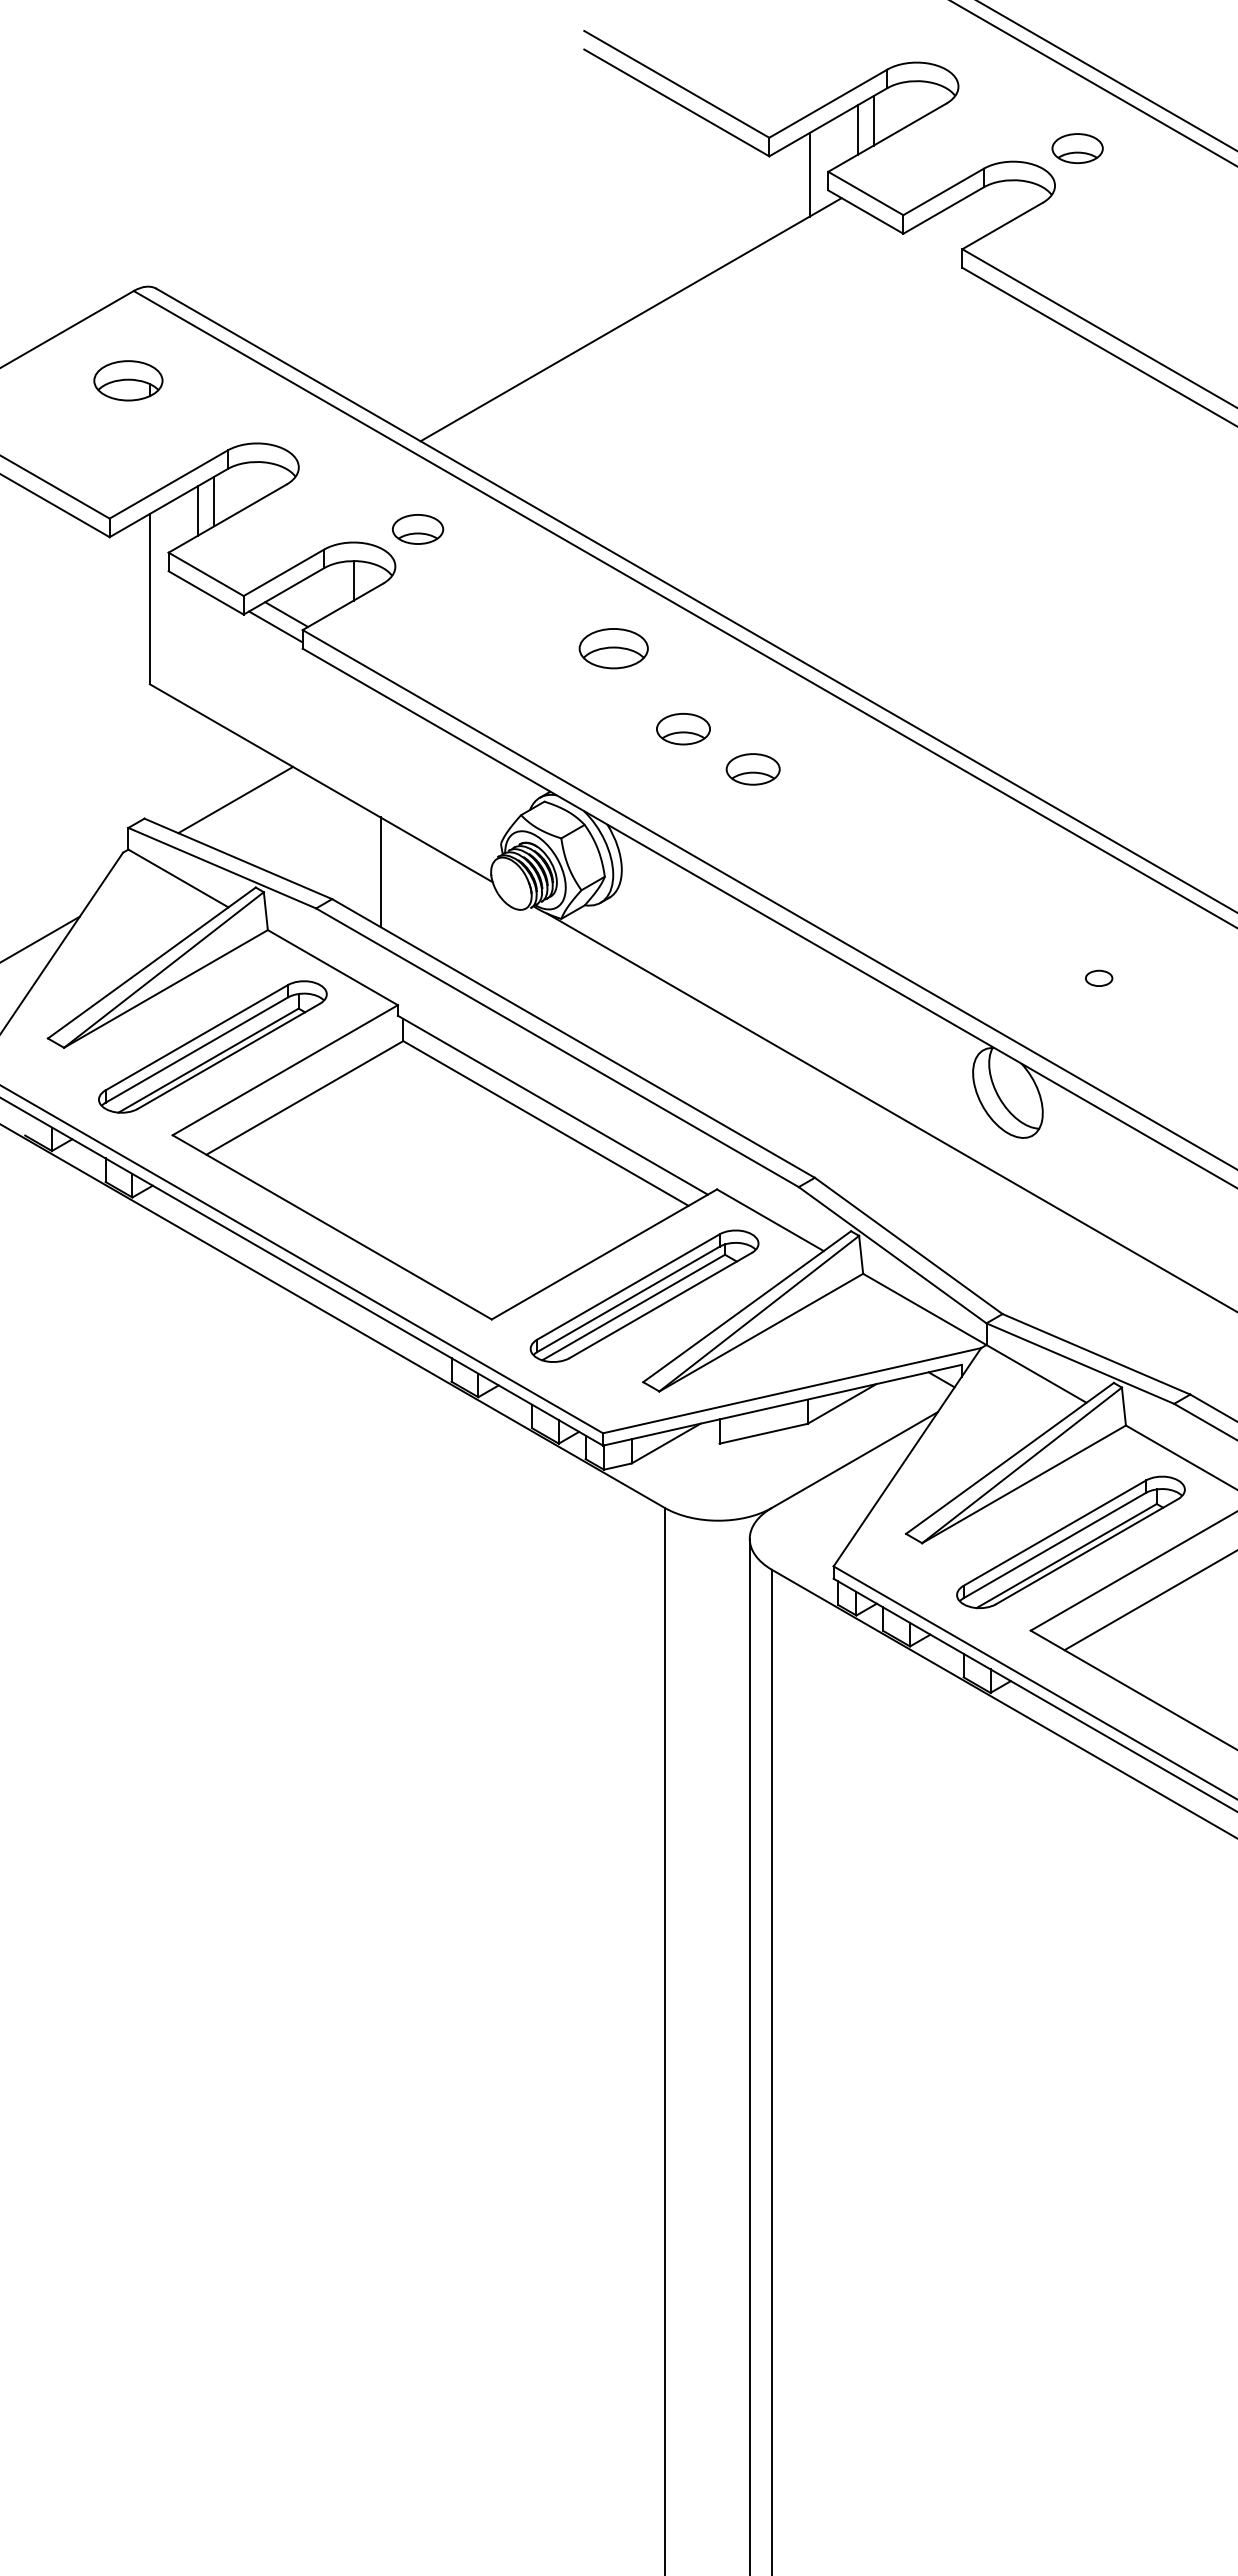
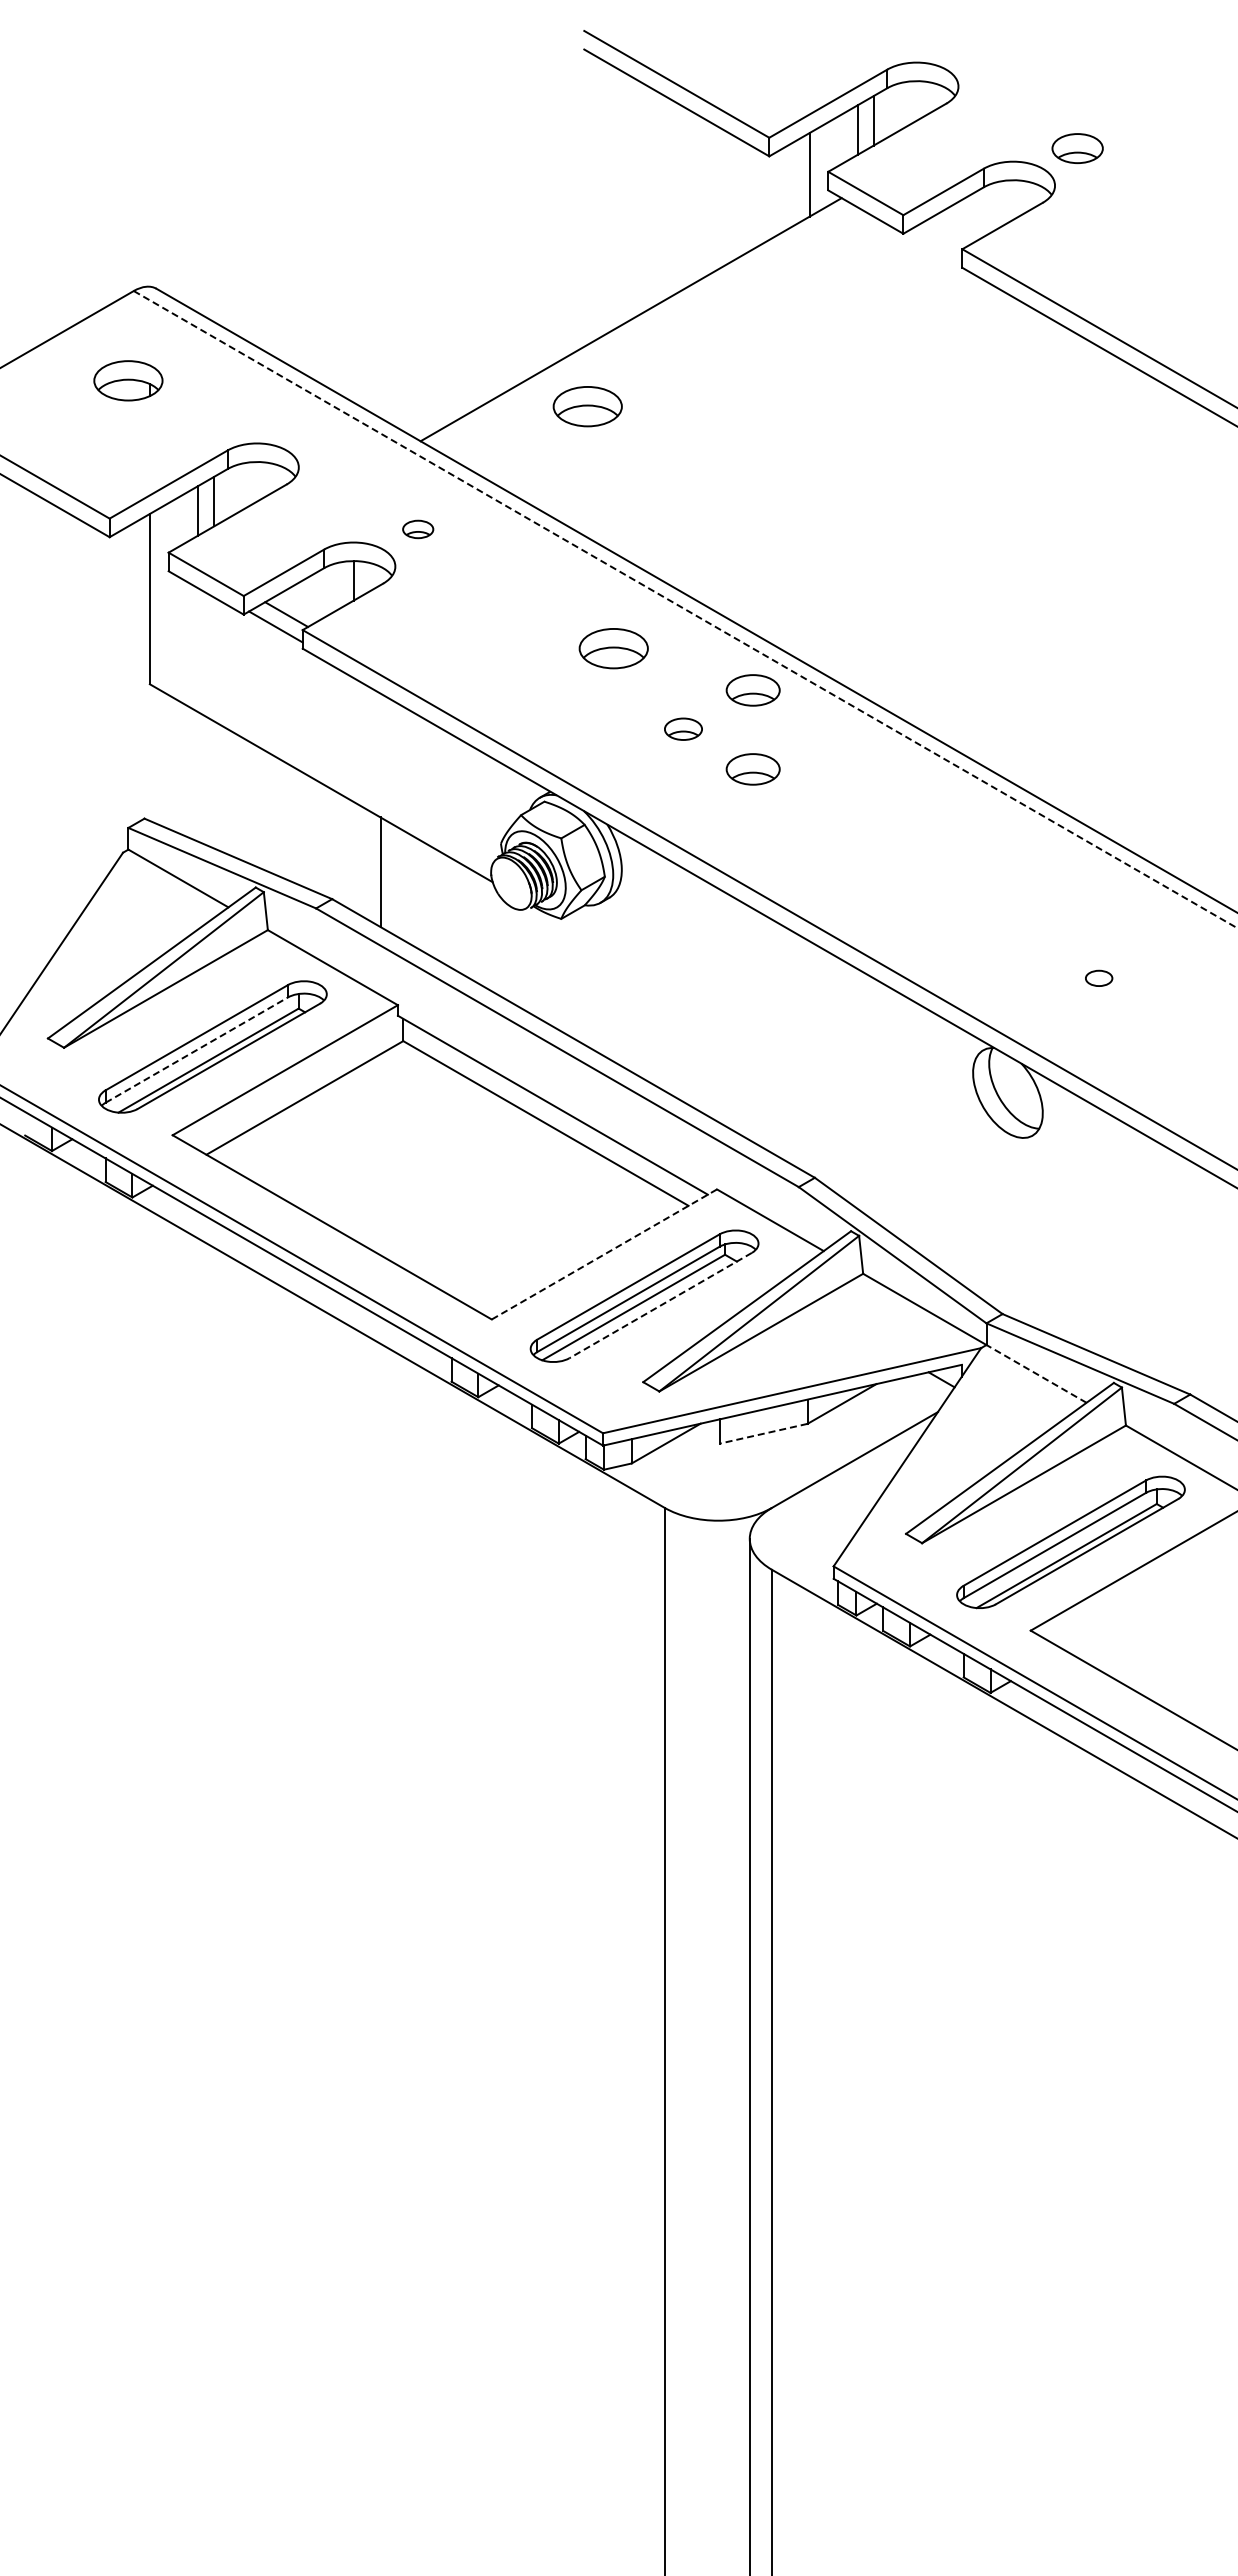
line: present -> none (1106, 75)
line: present -> none (1093, 83)
part: none -> present (587, 406)
part size: 53x31 px -> 33x21 px (418, 529)
line: solid -> dashed (686, 609)
part: none -> present (752, 690)
part size: 55x33 px -> 39x24 px (683, 728)
line: present -> none (235, 799)
line: present -> none (40, 938)
line: solid -> dashed (197, 1049)
line: present -> none (890, 1111)
line: solid -> dashed (603, 1254)
line: solid -> dashed (660, 1305)
line: solid -> dashed (1036, 1373)
line: solid -> dashed (763, 1433)
line: present -> none (1149, 1601)
